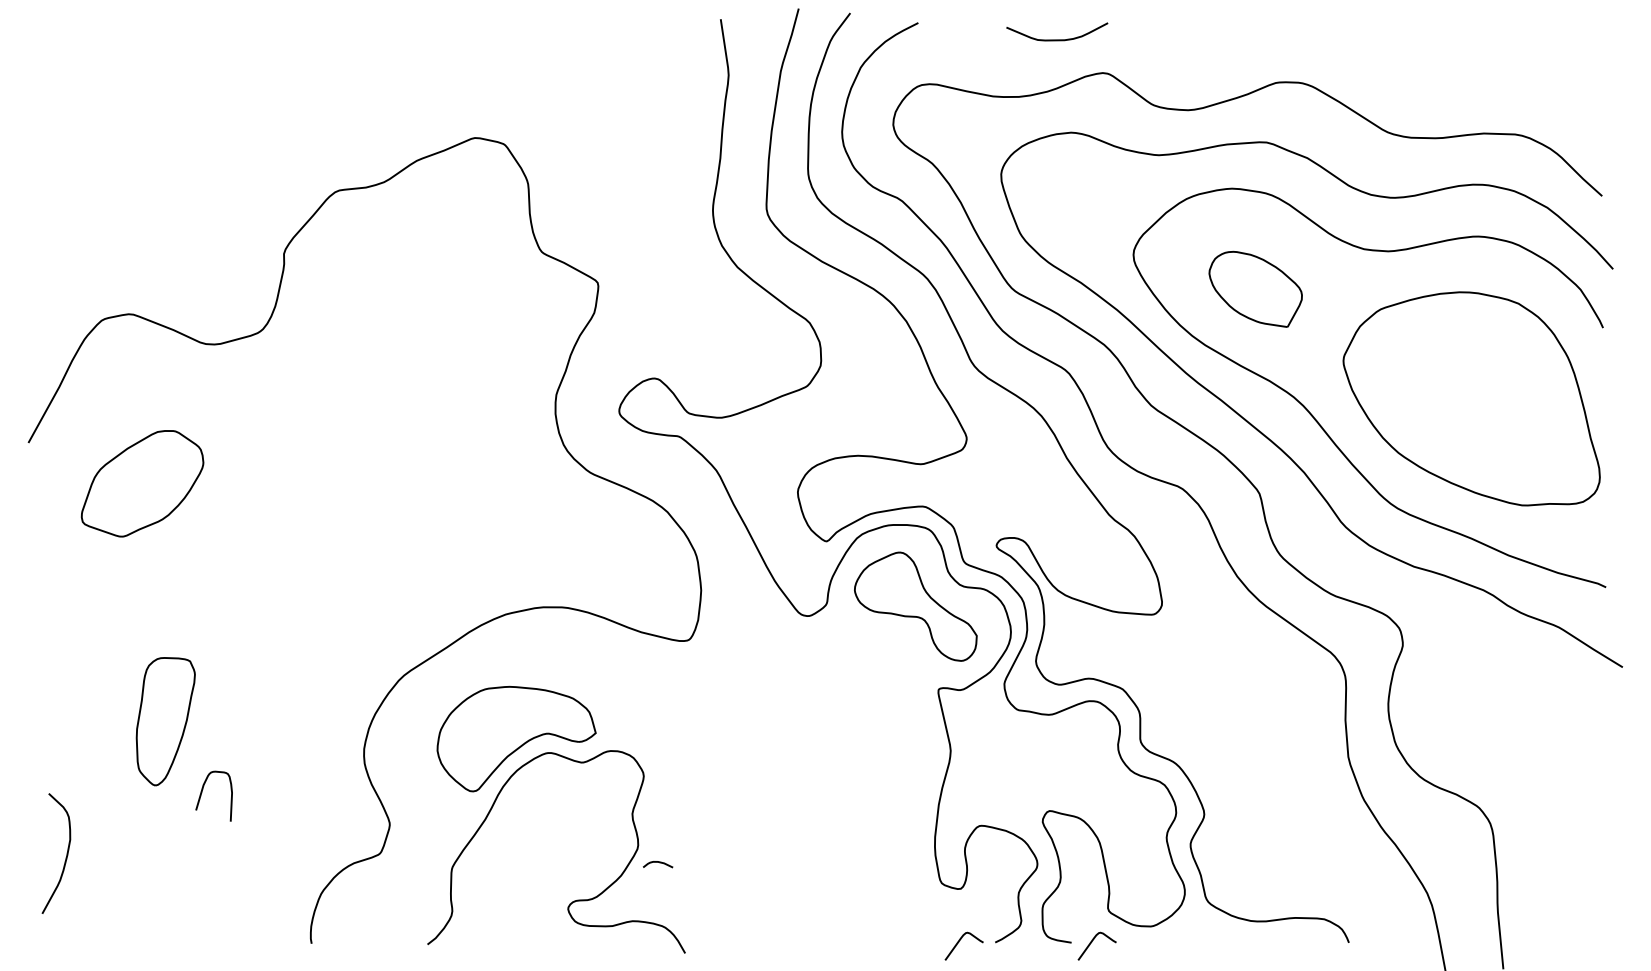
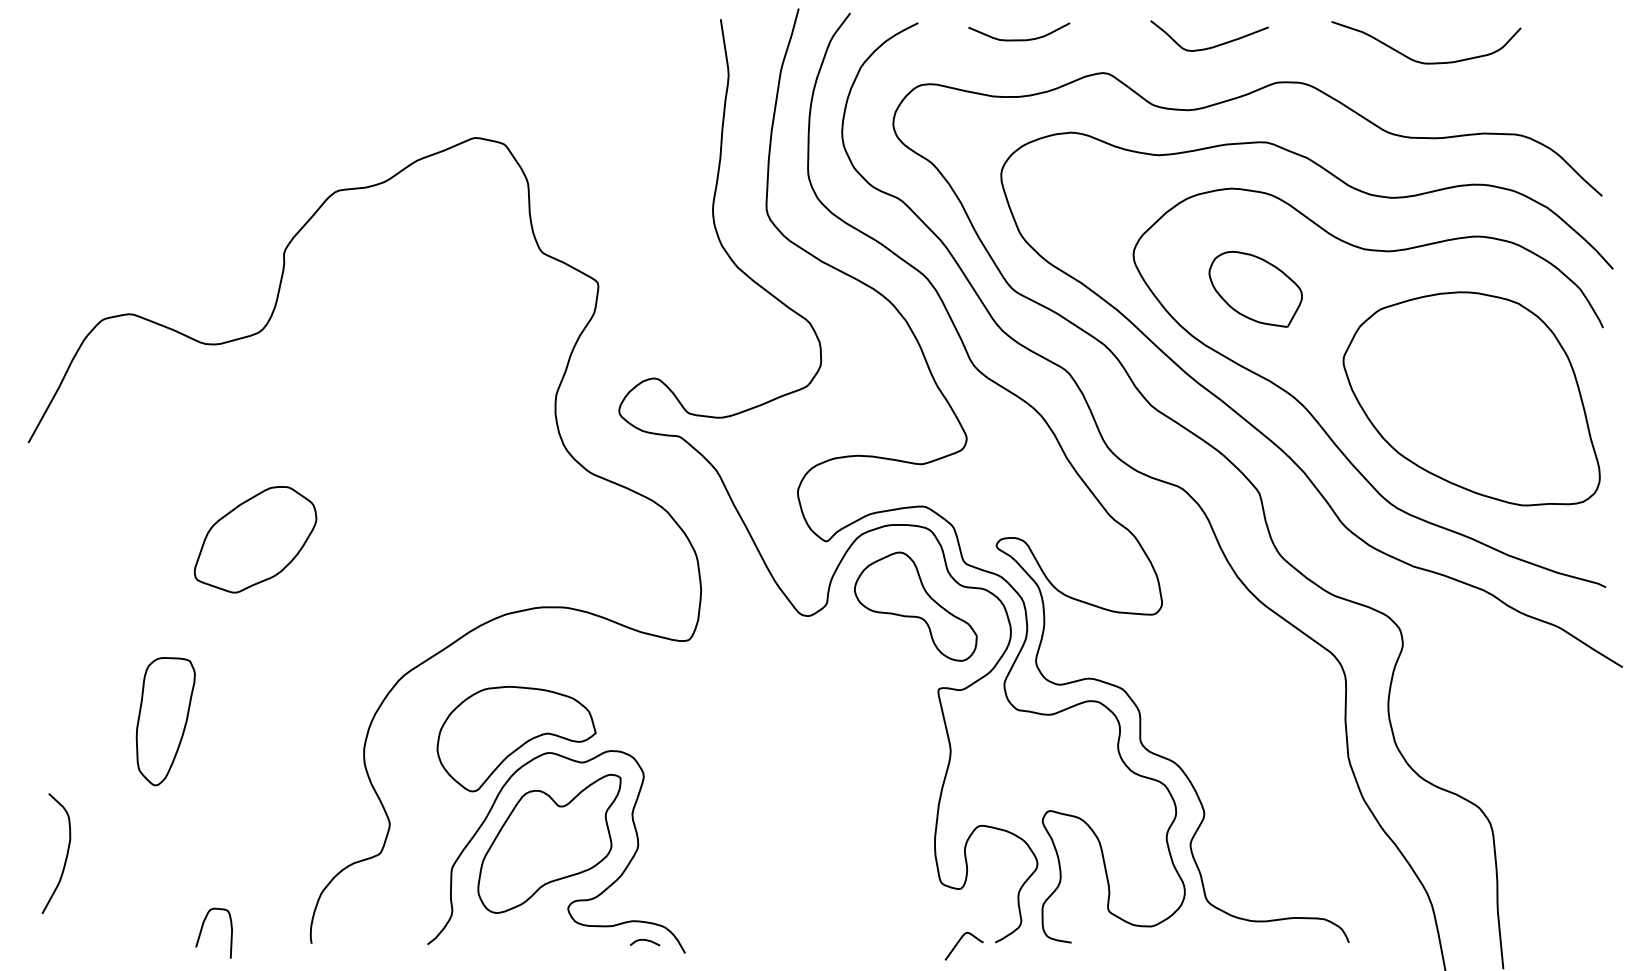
curve position: (1057, 39) -> (1019, 39) (1019, 39)
curve: none -> present (1214, 45)
curve: none -> present (1421, 61)
part position: (142, 483) -> (255, 539) (255, 539)
curve position: (202, 793) -> (202, 930) (202, 930)
part: none -> present (549, 843)
curve position: (659, 863) -> (646, 941) (646, 941)
curve: present -> none (1092, 942)
